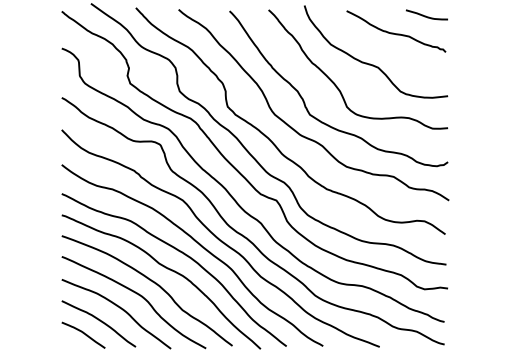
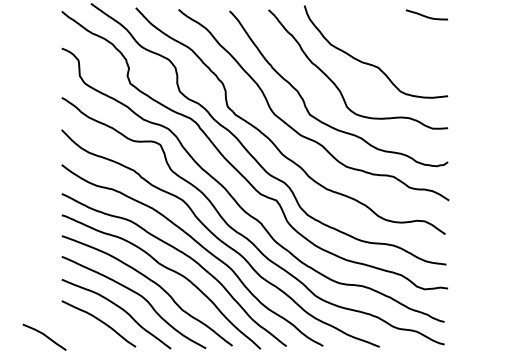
curve: present -> none (396, 33)
curve position: (83, 333) -> (44, 335) (44, 335)
